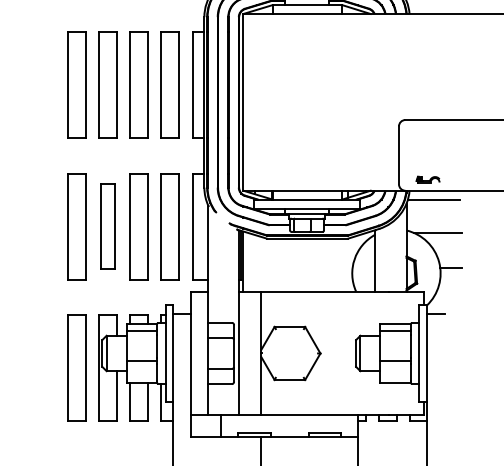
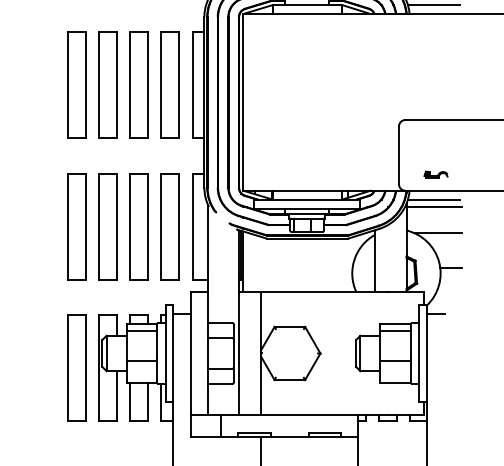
line: none -> present (433, 5)
part position: (427, 179) -> (435, 174) (435, 174)
line: none -> present (434, 207)
part size: 16x87 px -> 20x108 px (107, 226)
